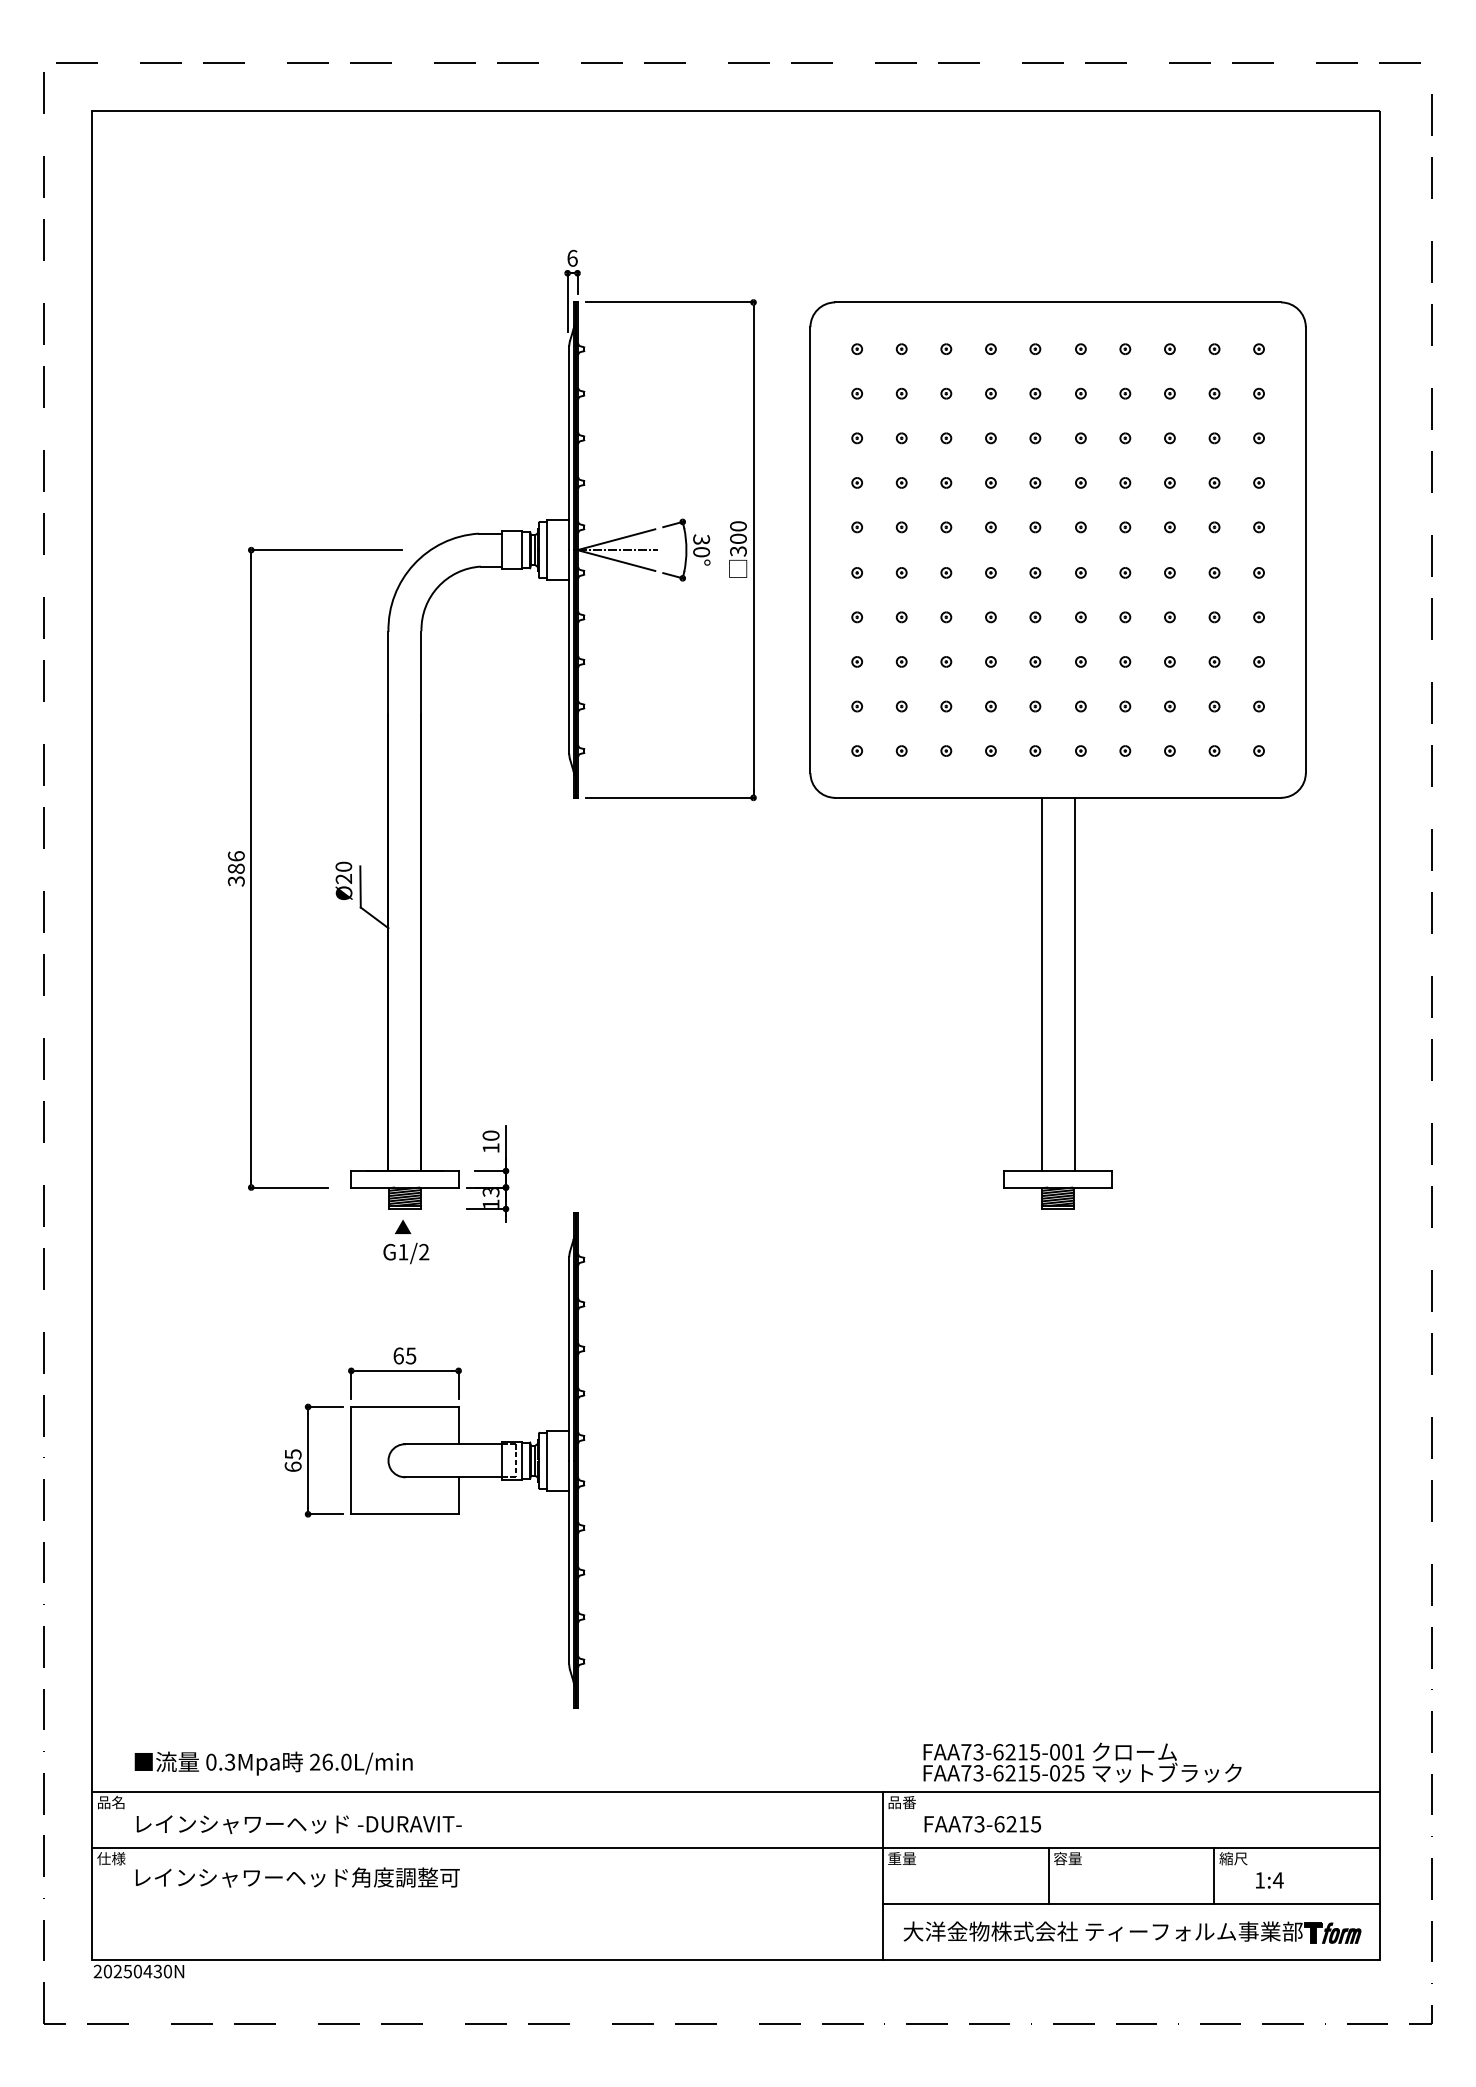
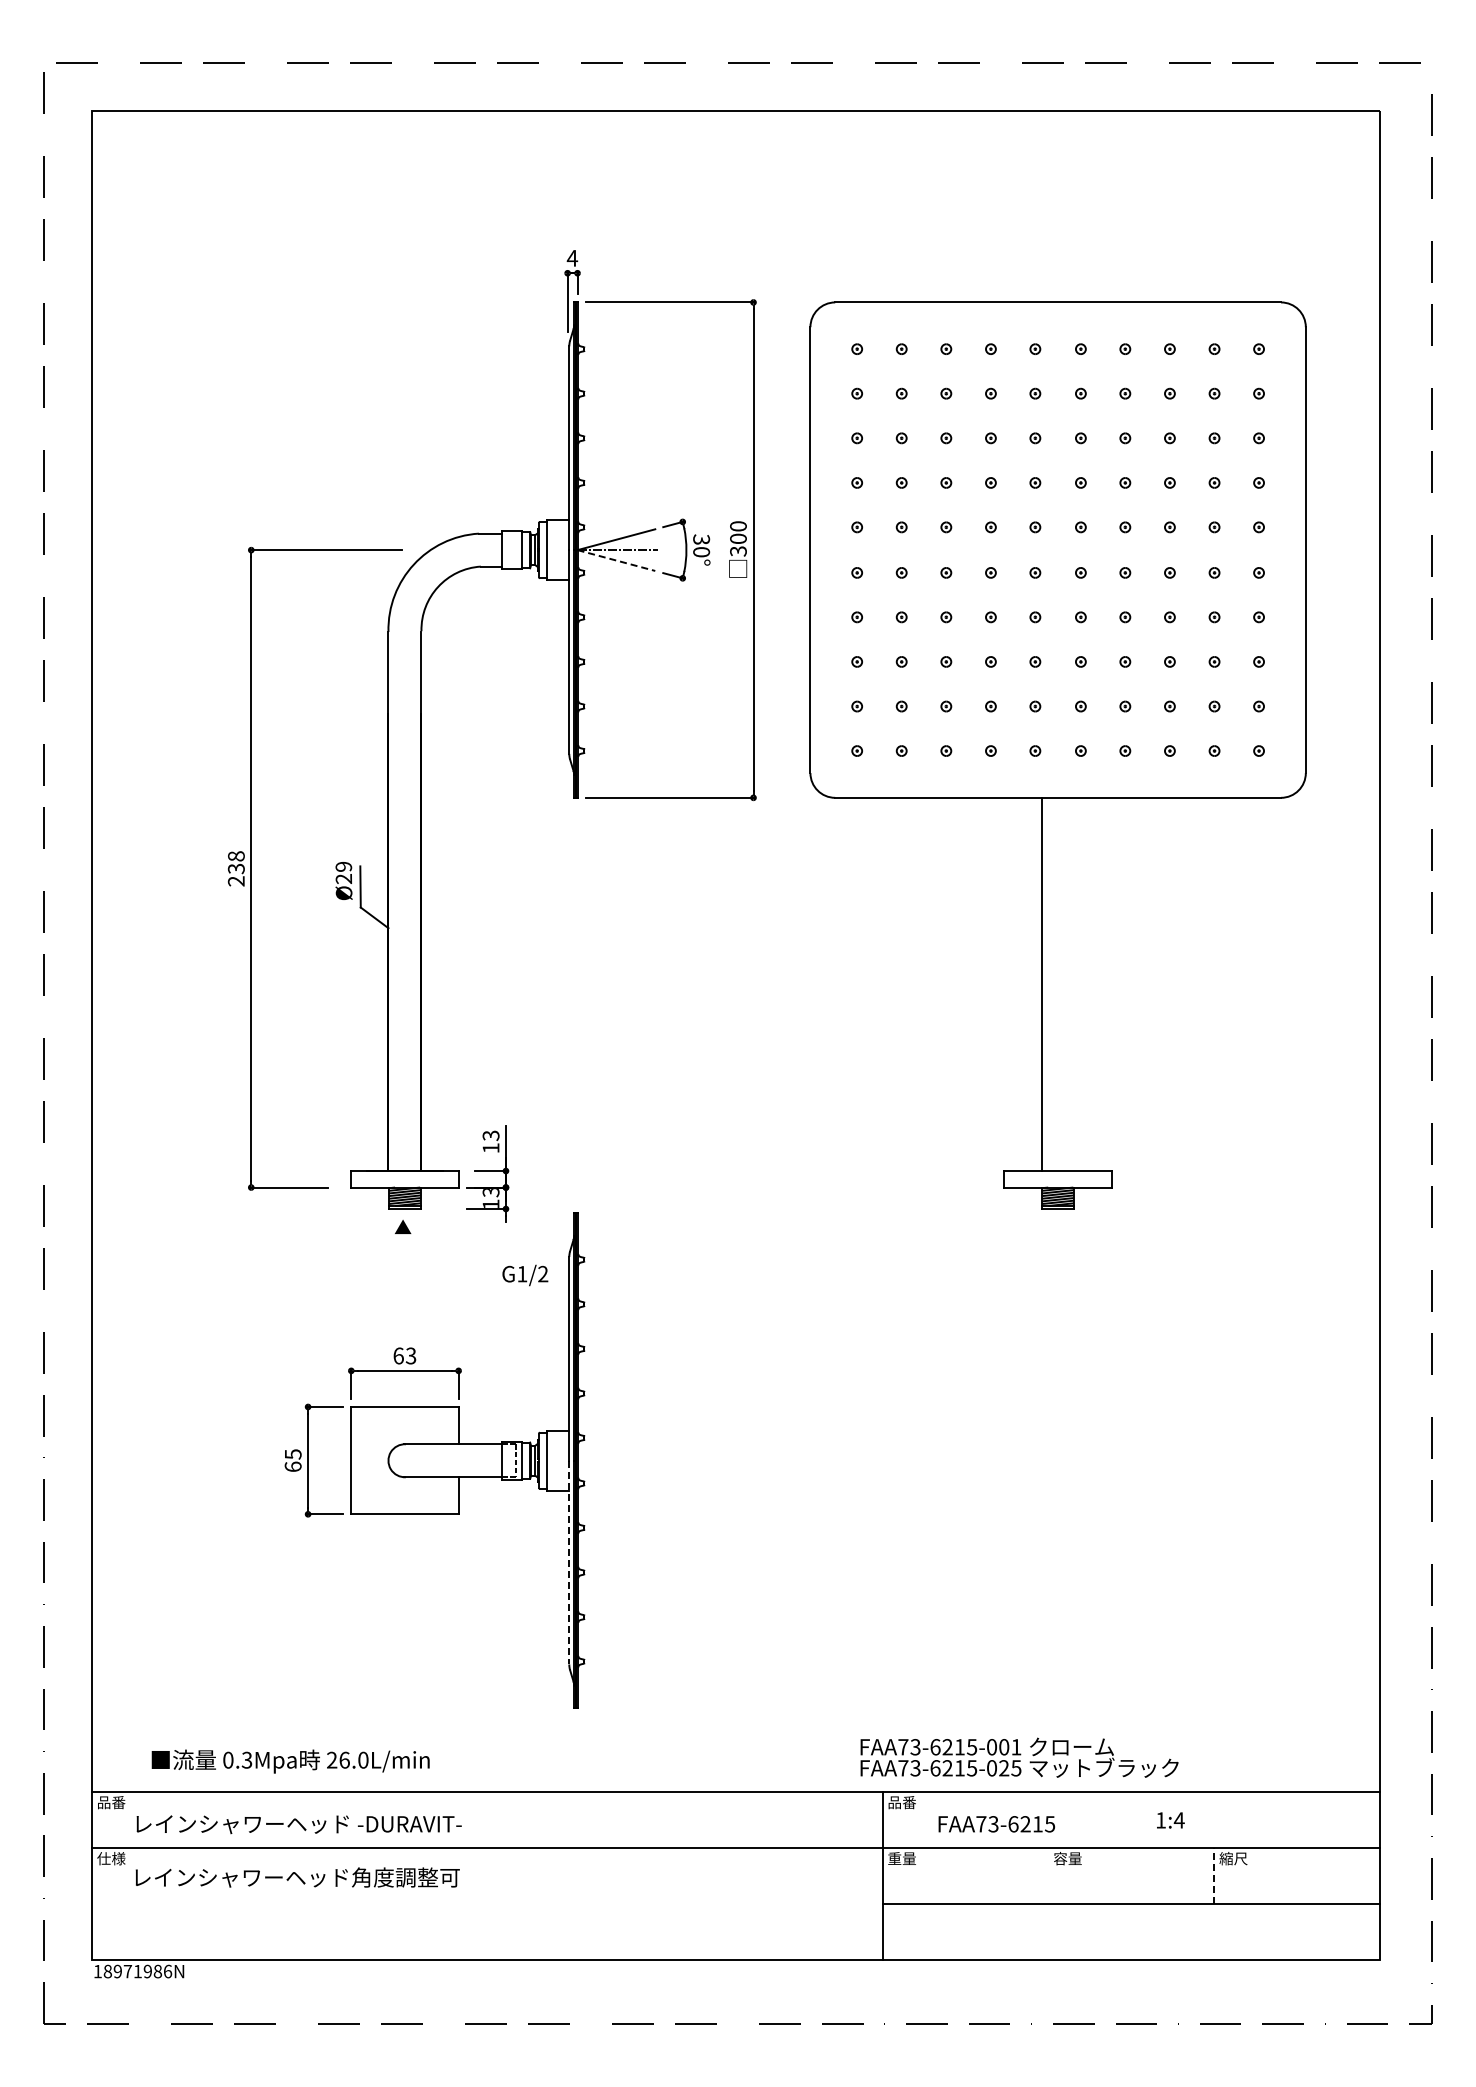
text: 6 -> 4 (572, 257)
line: solid -> dashed (616, 560)
text: Ø20 -> Ø29 (343, 866)
text: 386 -> 238 (236, 868)
line: present -> none (1074, 984)
text: 10 -> 13 (490, 1135)
text position: (406, 1253) -> (525, 1275) (525, 1275)
text: 65 -> 63 (411, 1355)
line: solid -> dashed (569, 1562)
text position: (1082, 1762) -> (1019, 1757) (1019, 1757)
text position: (273, 1763) -> (290, 1761) (290, 1761)
text: 品名 -> 品番 (118, 1802)
text position: (982, 1824) -> (996, 1824) (996, 1824)
line: present -> none (1048, 1875)
line: solid -> dashed (1214, 1875)
text position: (1269, 1880) -> (1170, 1820) (1170, 1820)
part: present -> none (1132, 1932)
text: 20250430N -> 18971986N (132, 1971)
